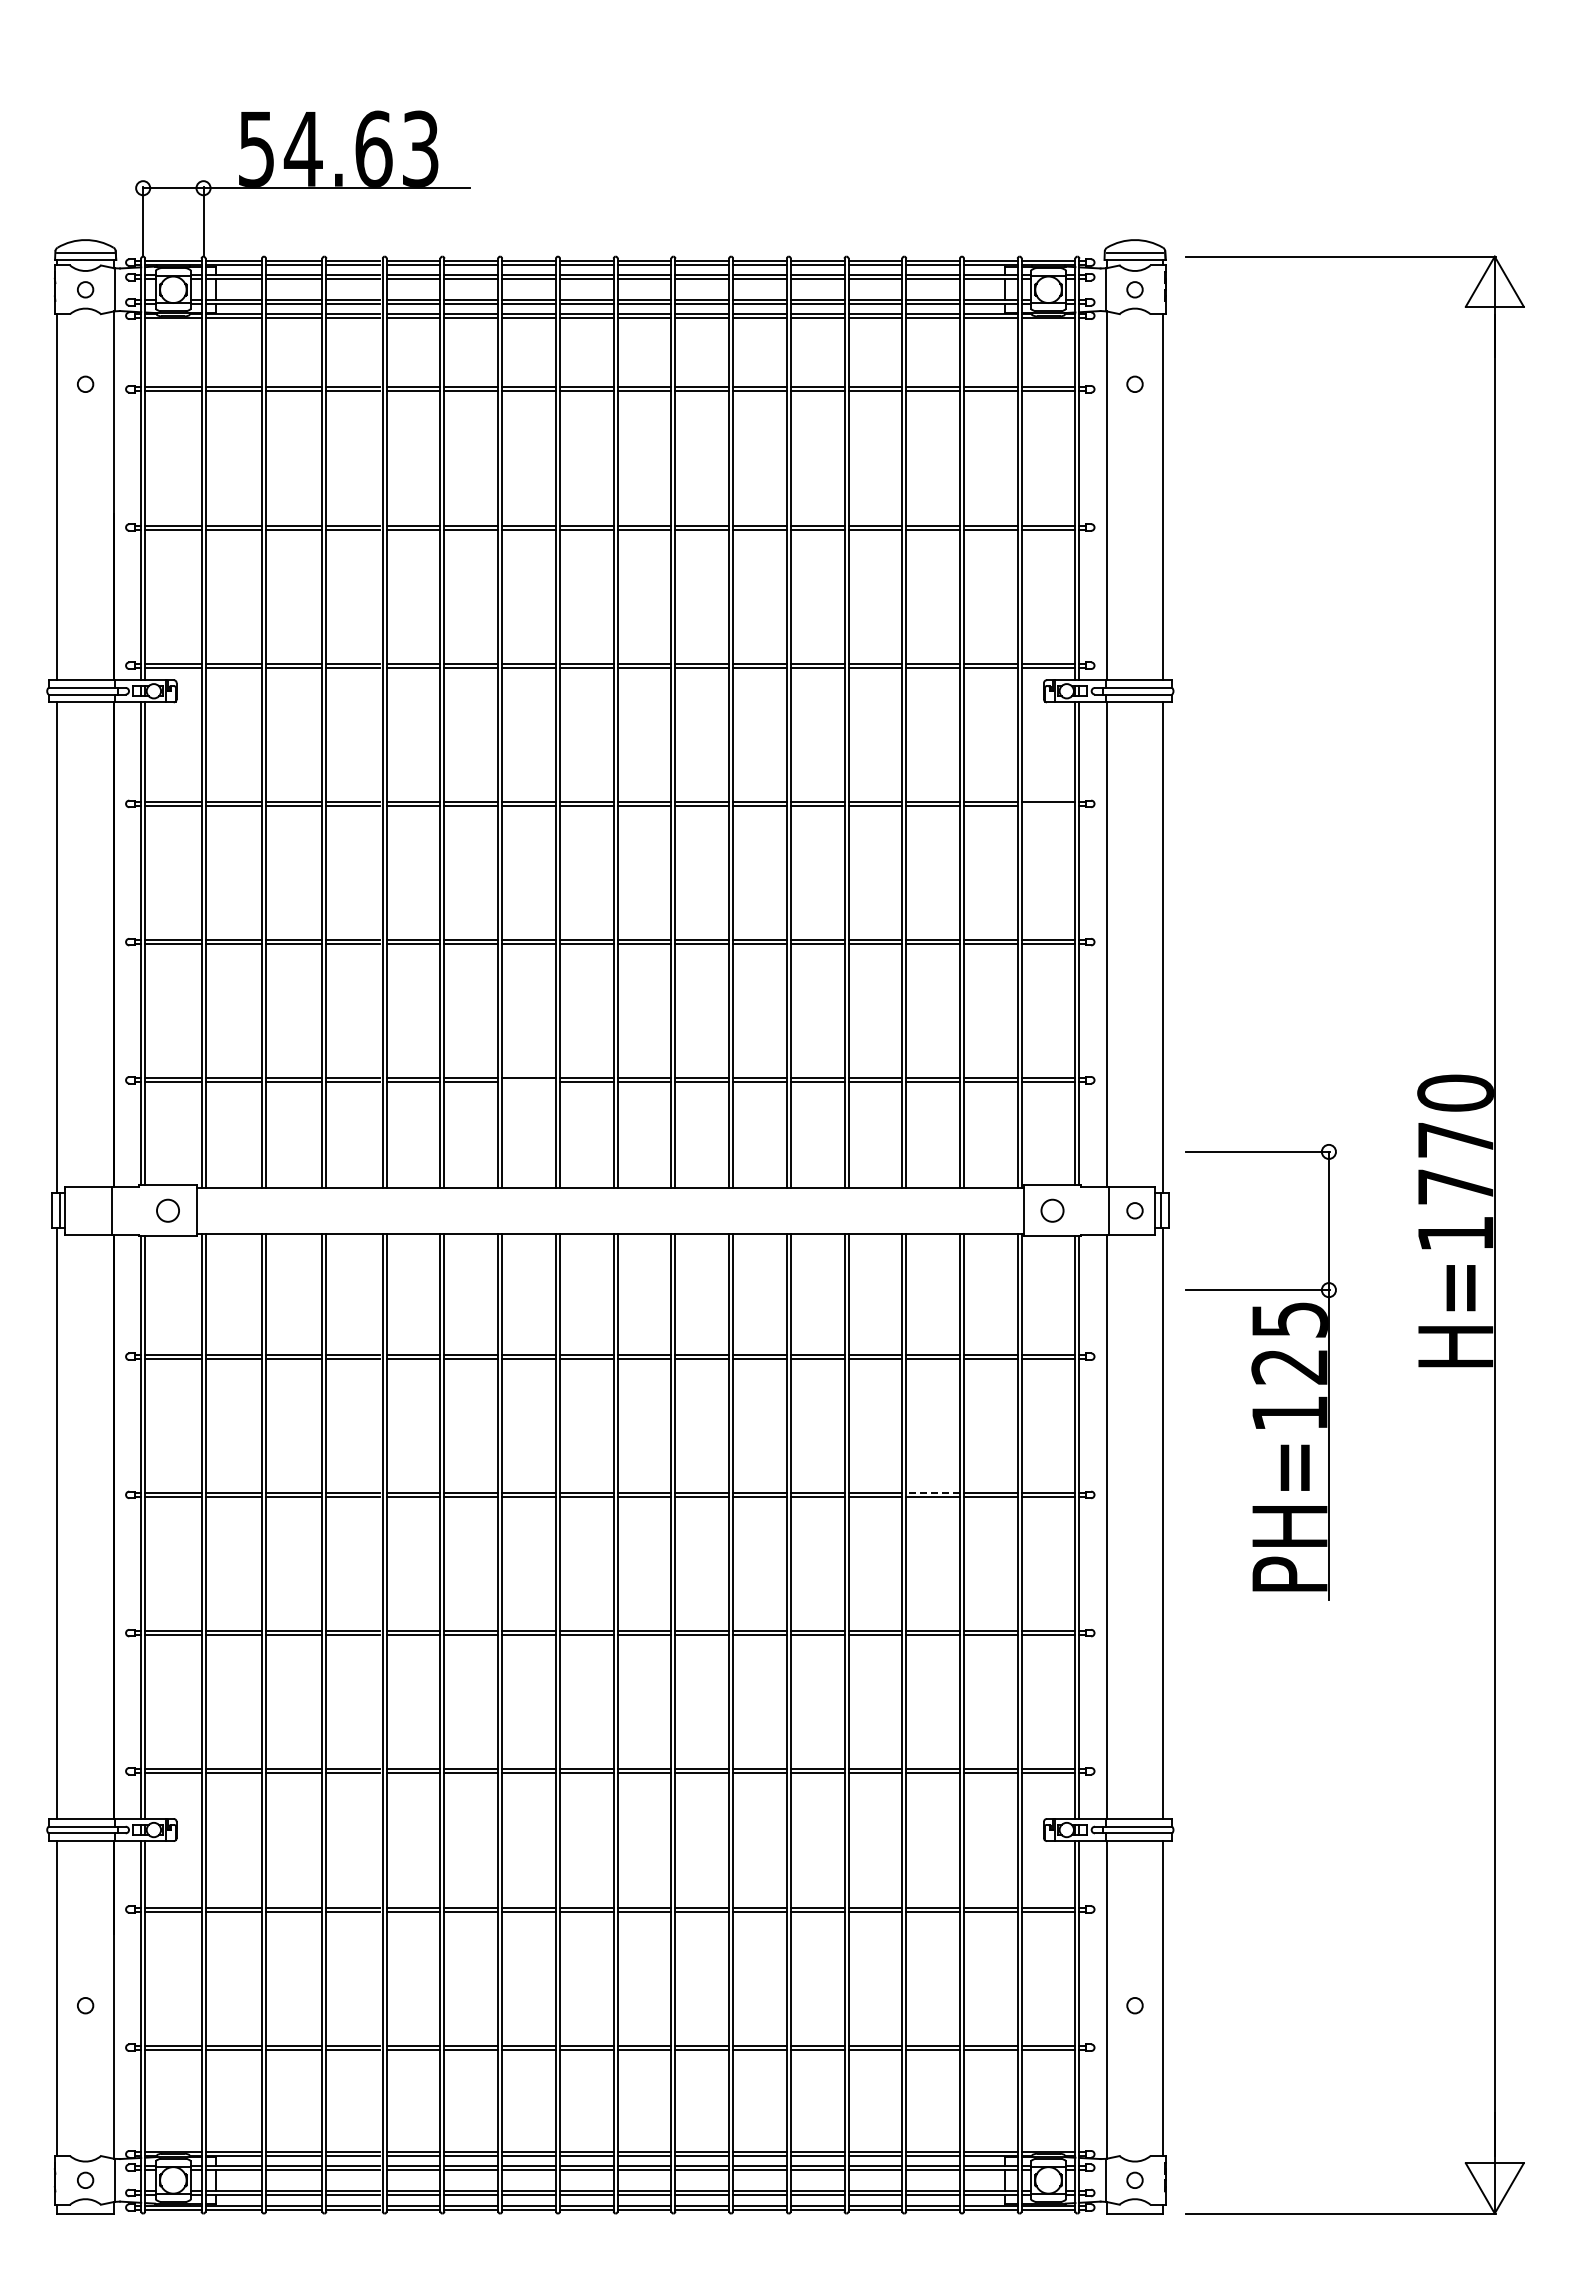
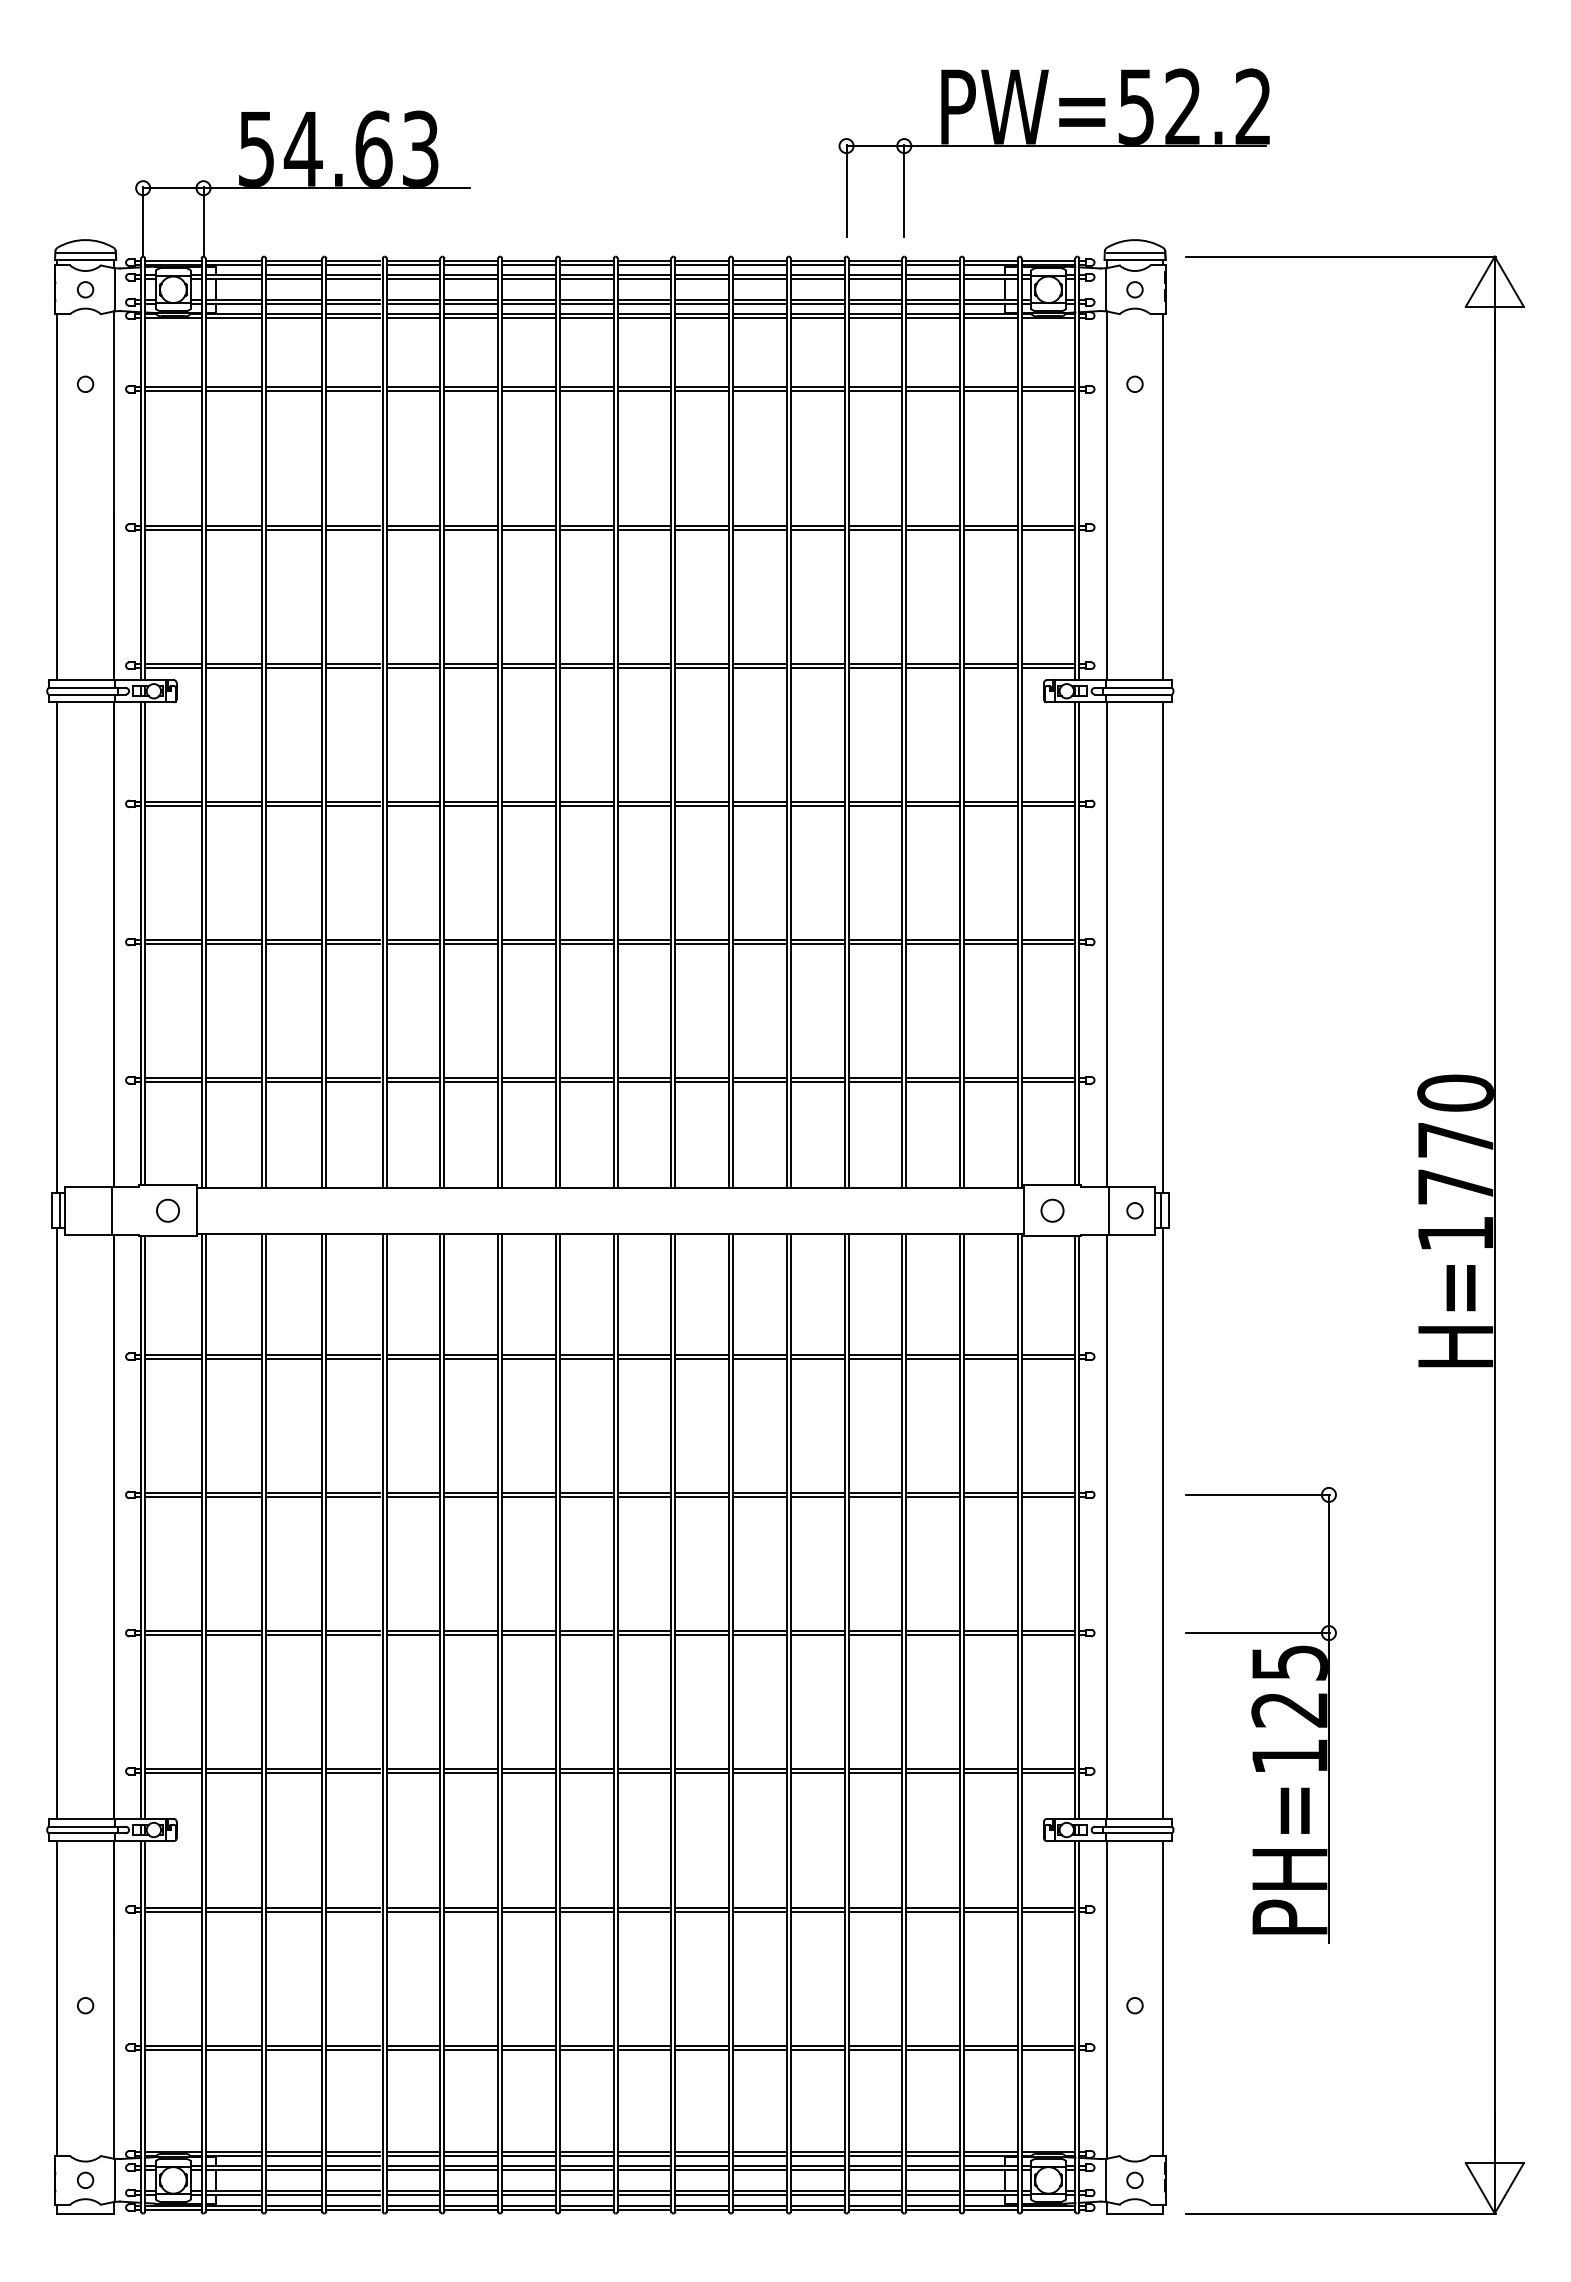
part: none -> present (1053, 152)
line: none -> present (1048, 805)
line: none -> present (529, 1082)
part position: (1260, 1372) -> (1260, 1715) (1260, 1715)
line: dashed -> solid (933, 1492)
